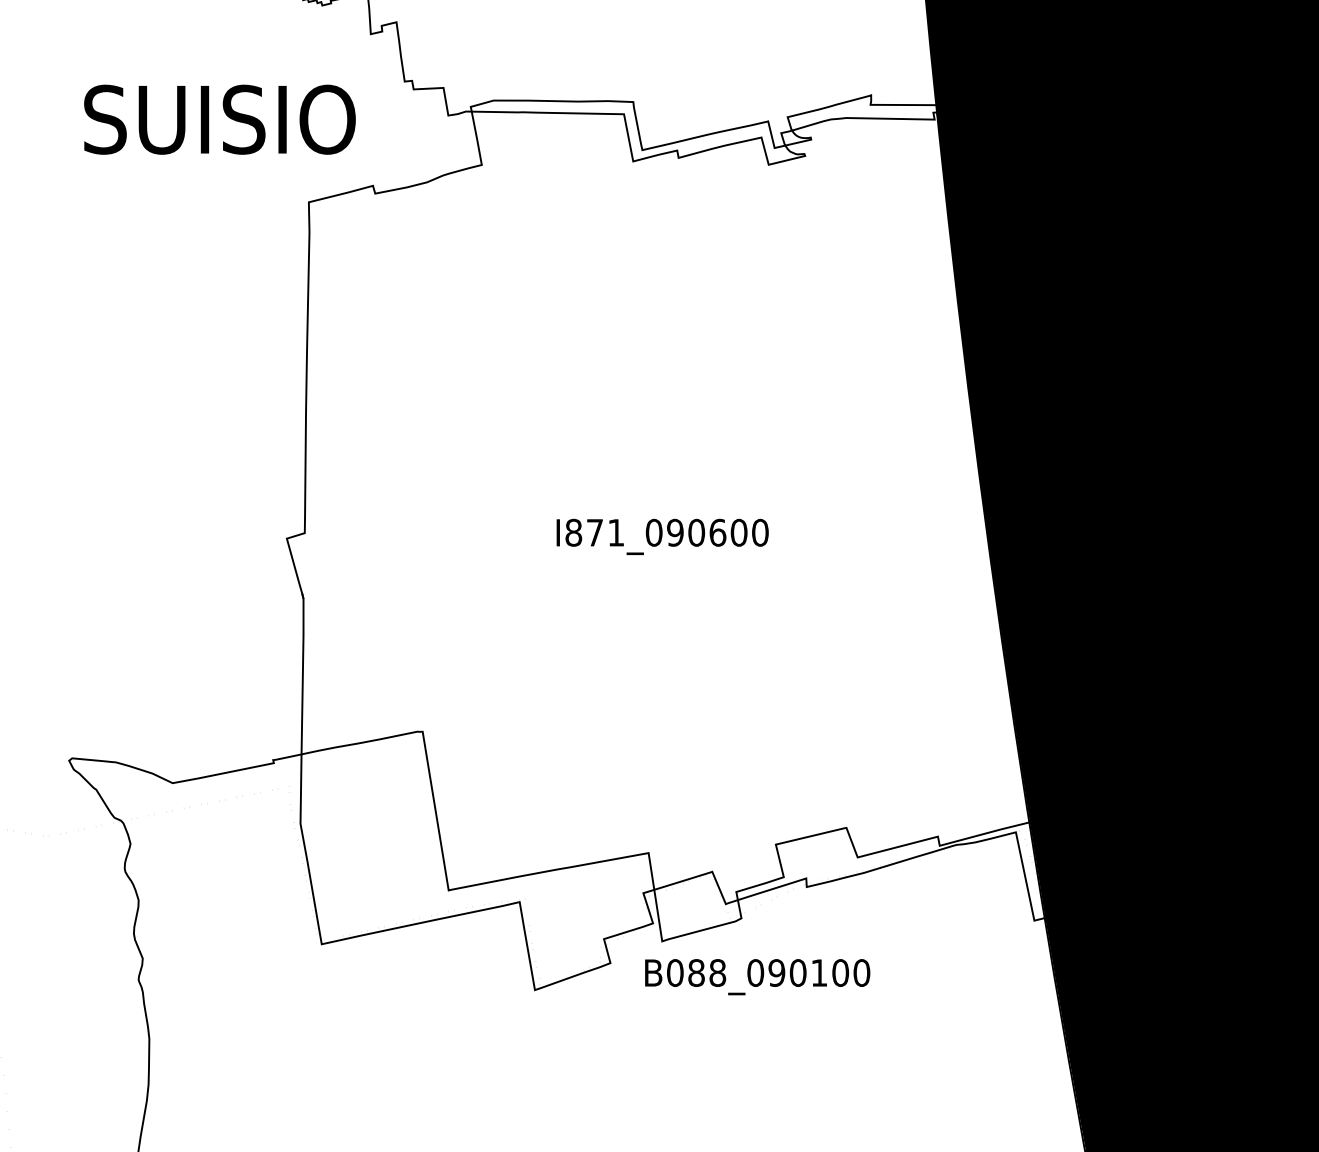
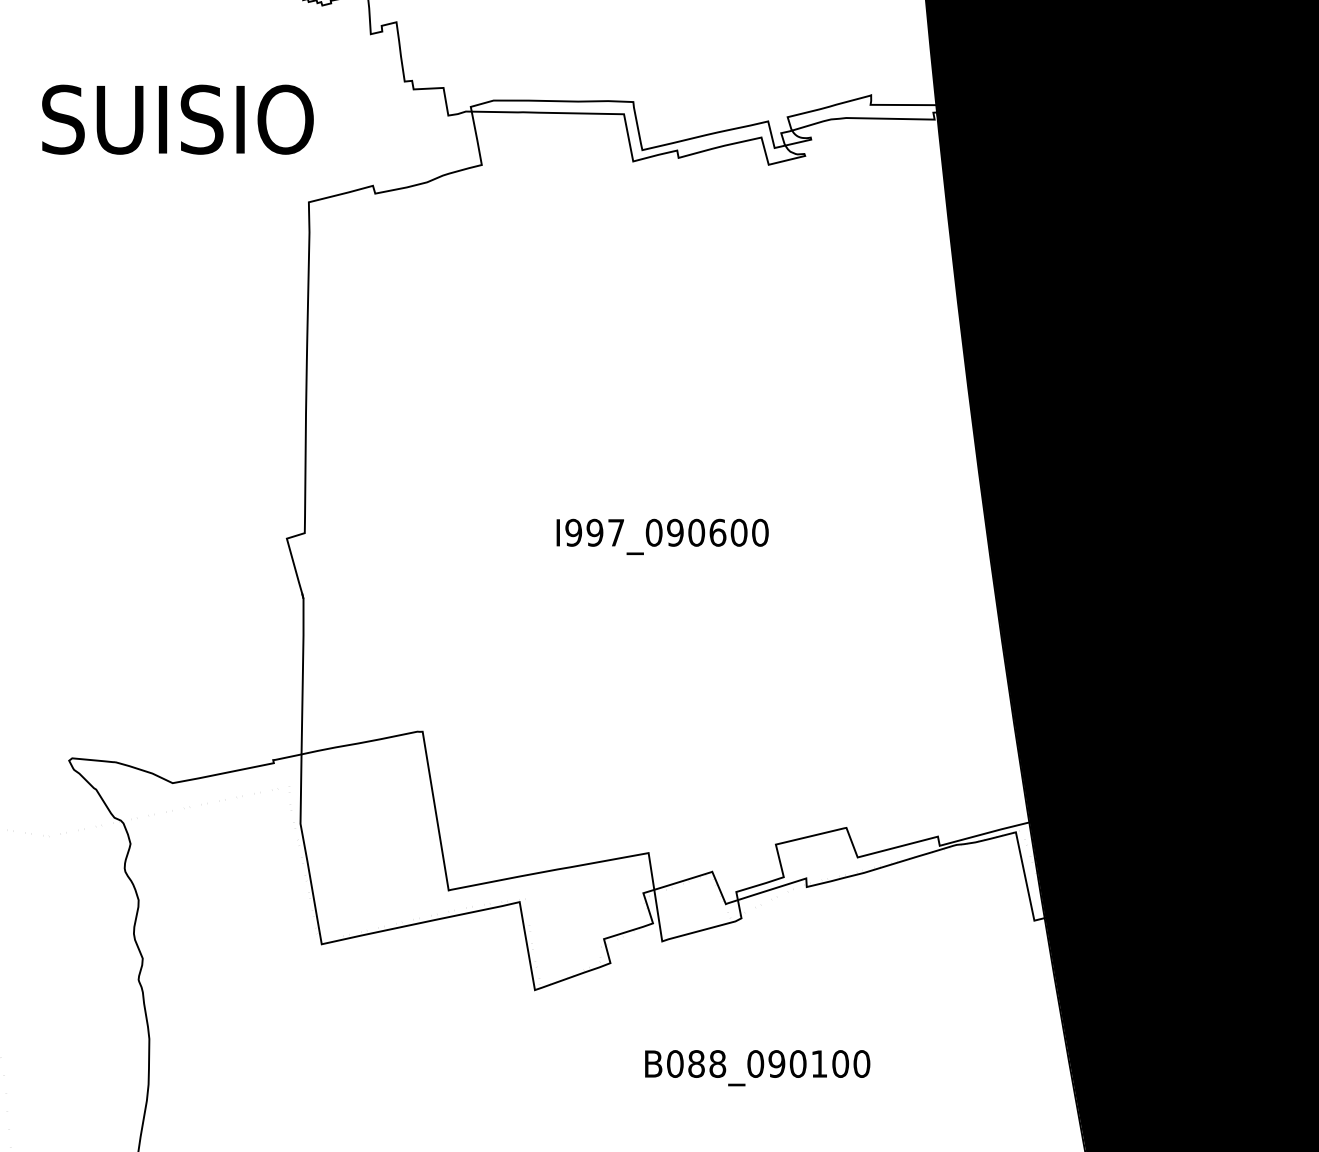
text position: (219, 119) -> (177, 119) (177, 119)
text: I871_090600 -> I997_090600 (594, 532)
text position: (757, 977) -> (757, 1068) (757, 1068)
